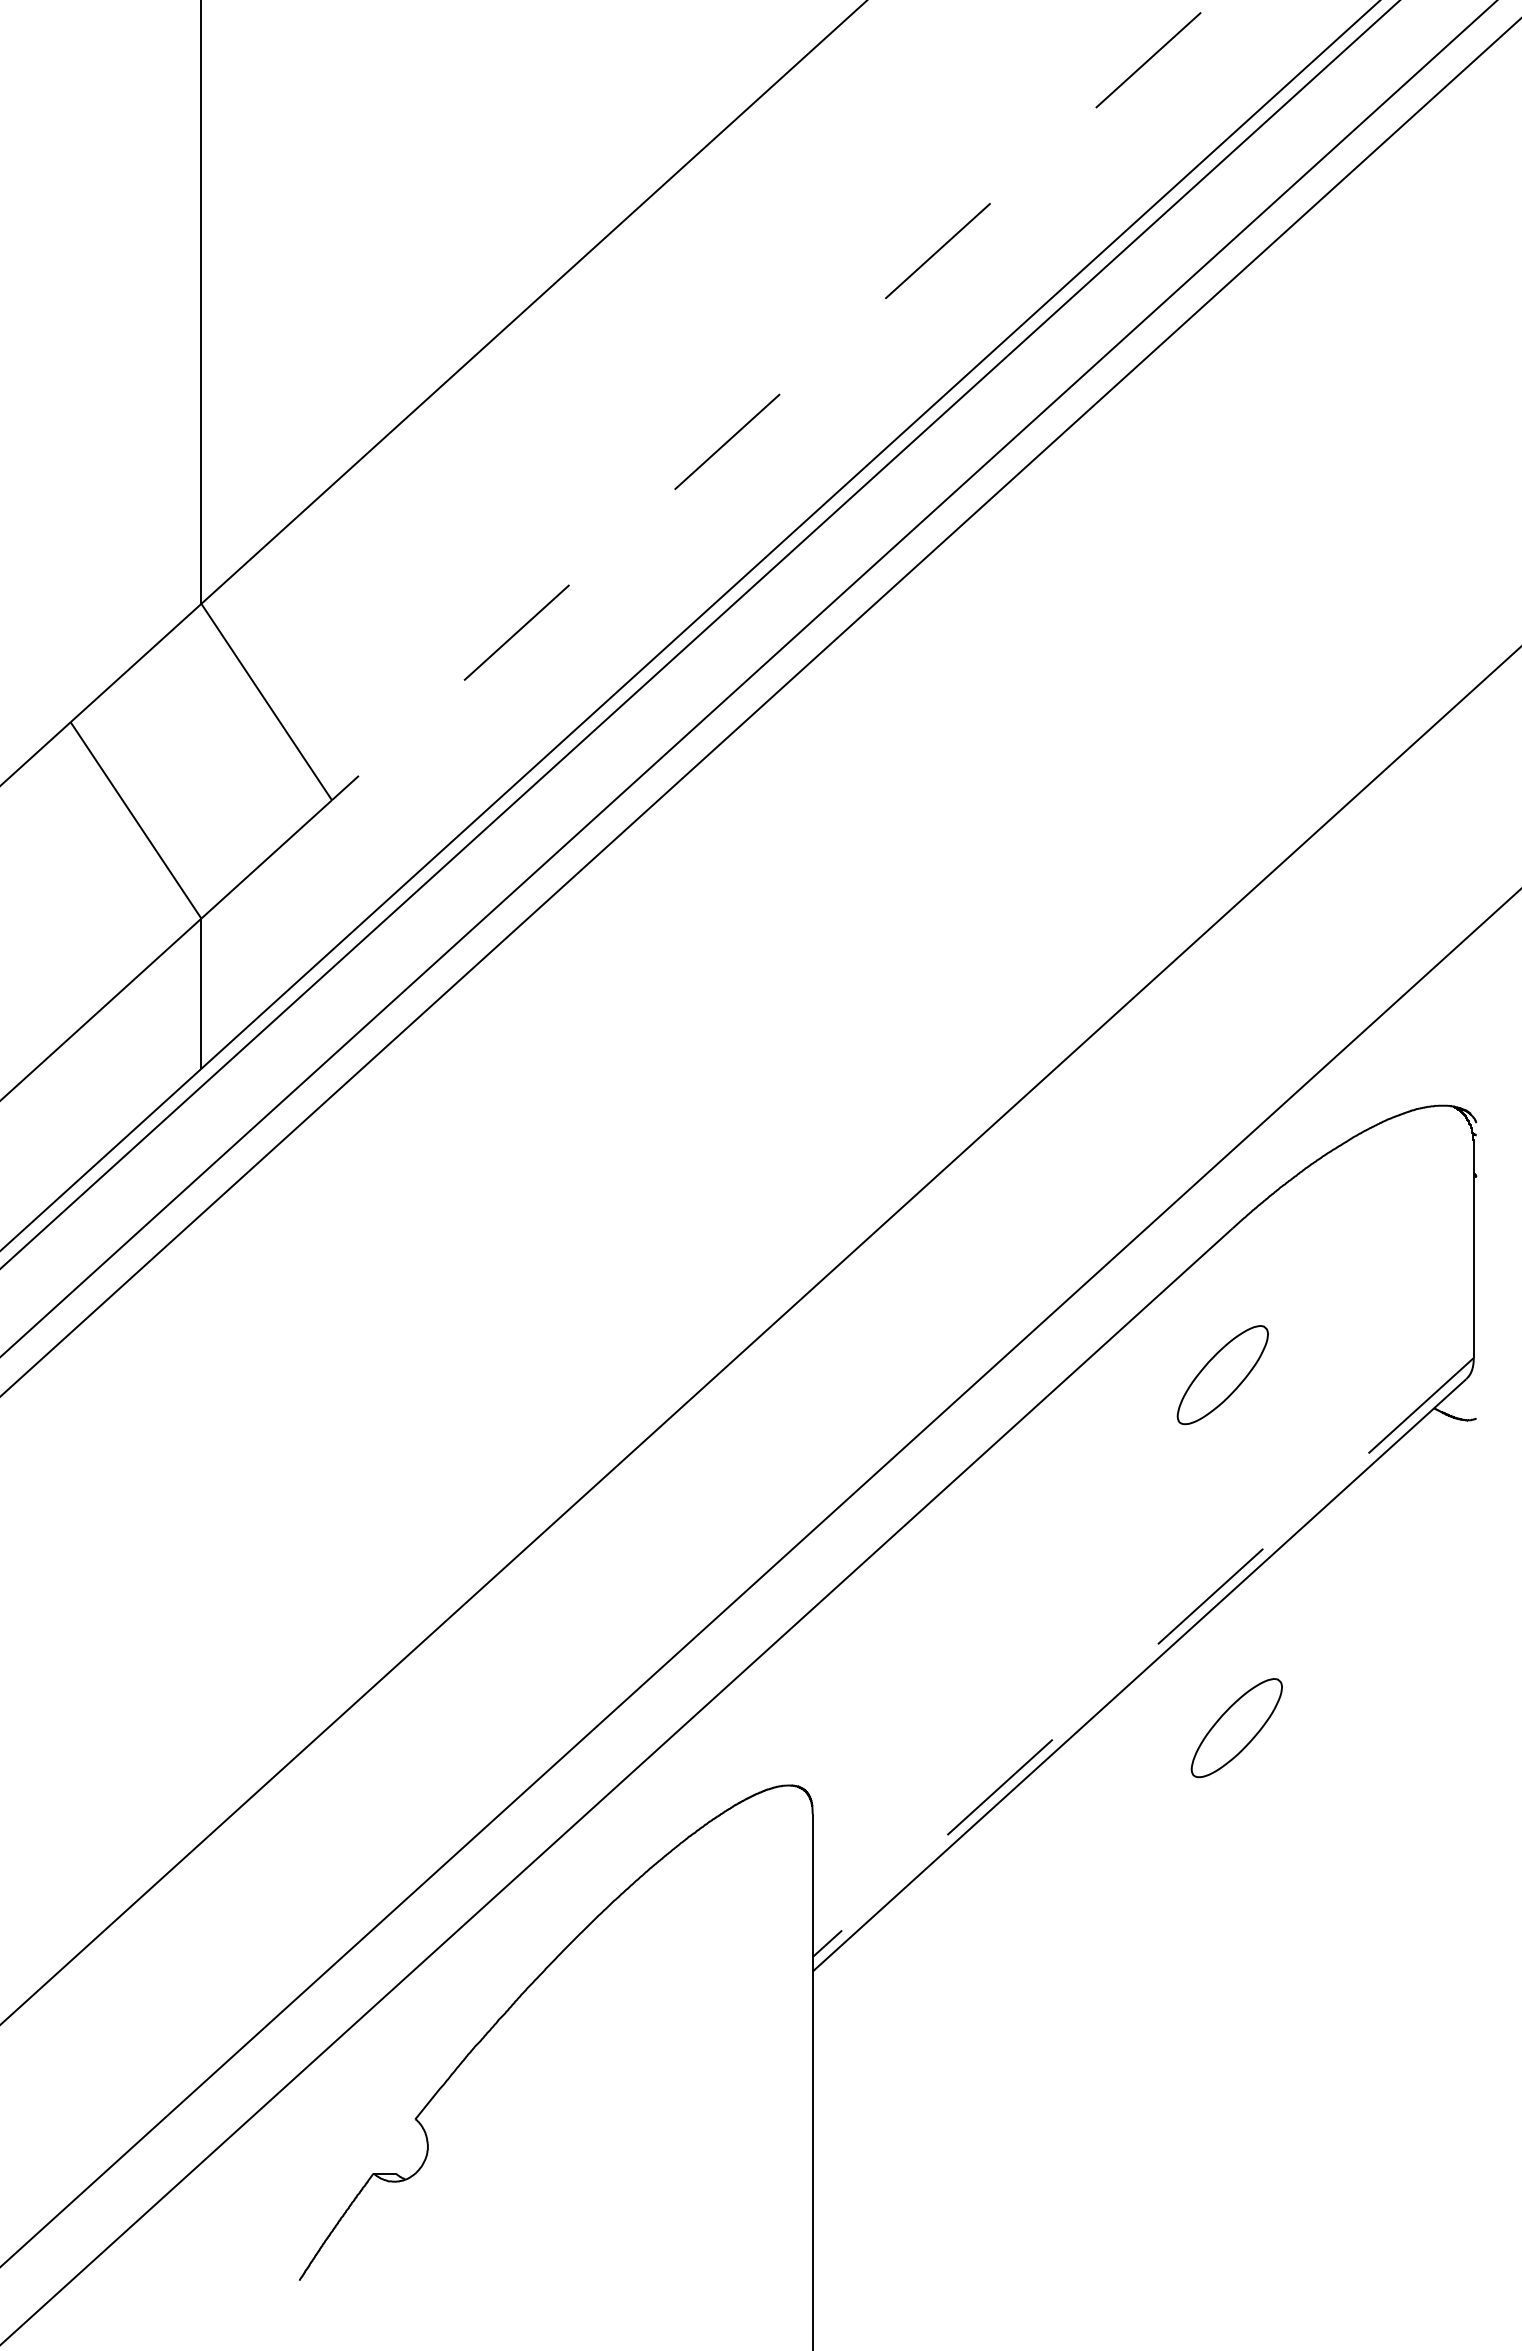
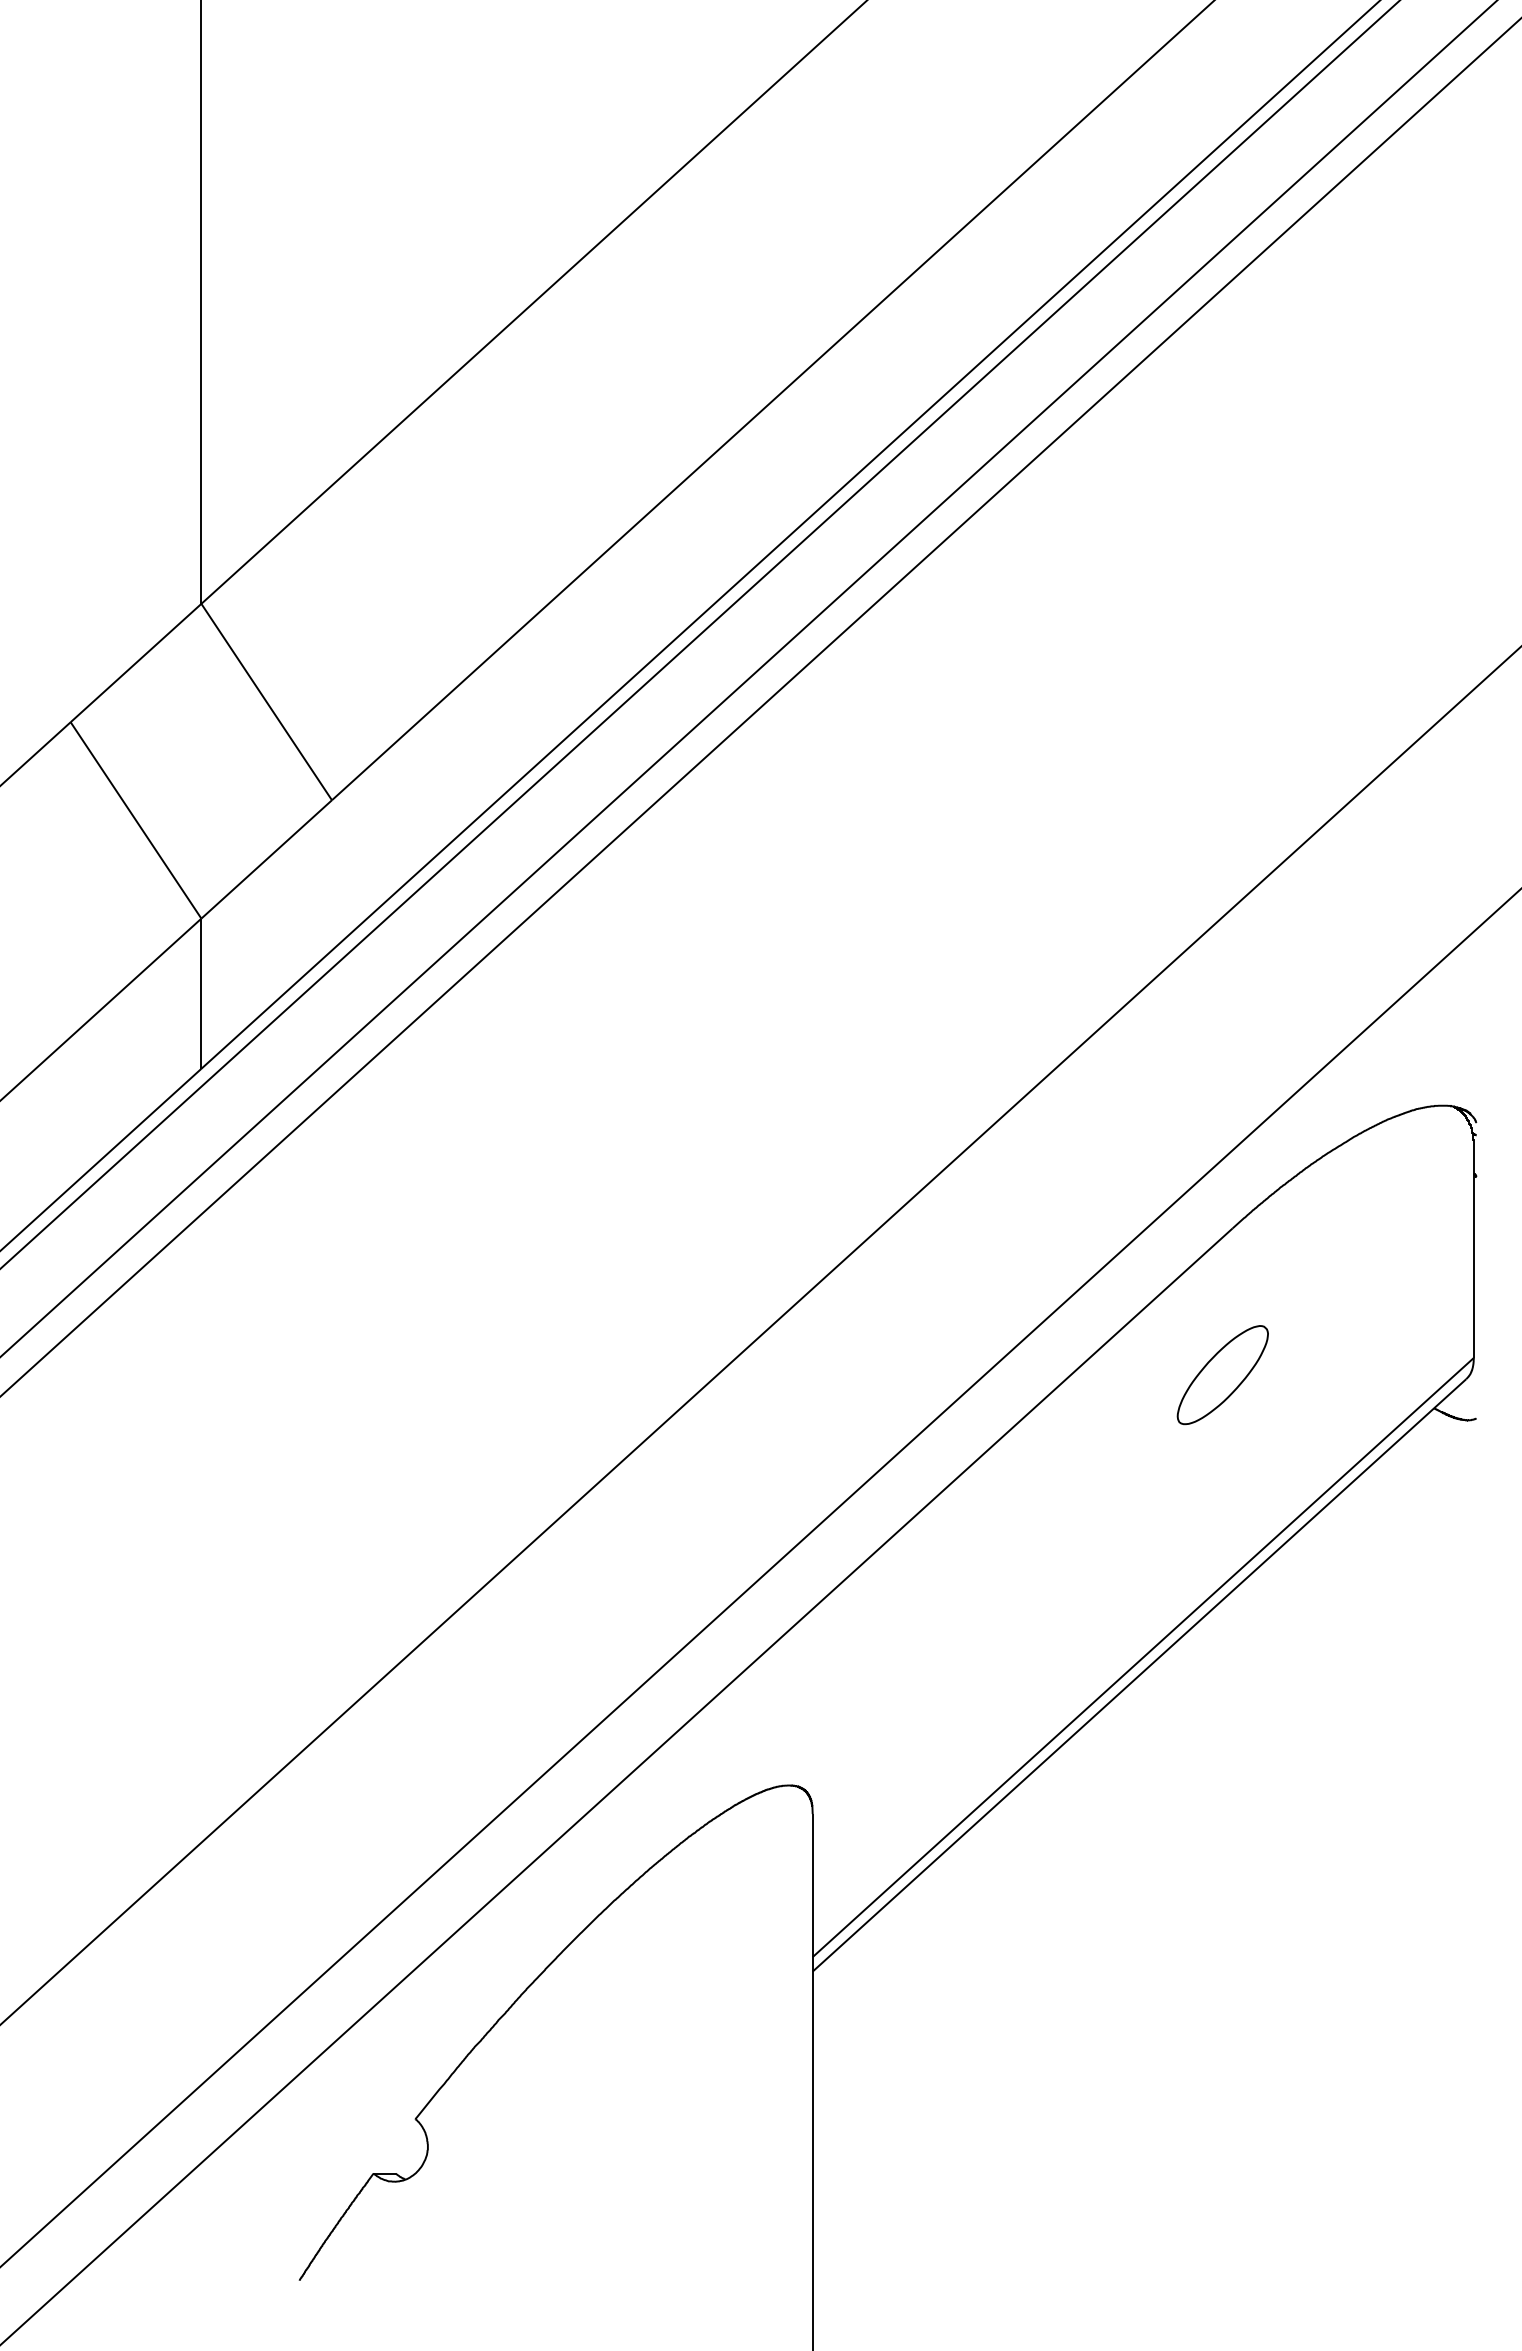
line: dashed -> solid (773, 400)
line: dashed -> solid (1142, 1657)
part: present -> none (1236, 1728)
